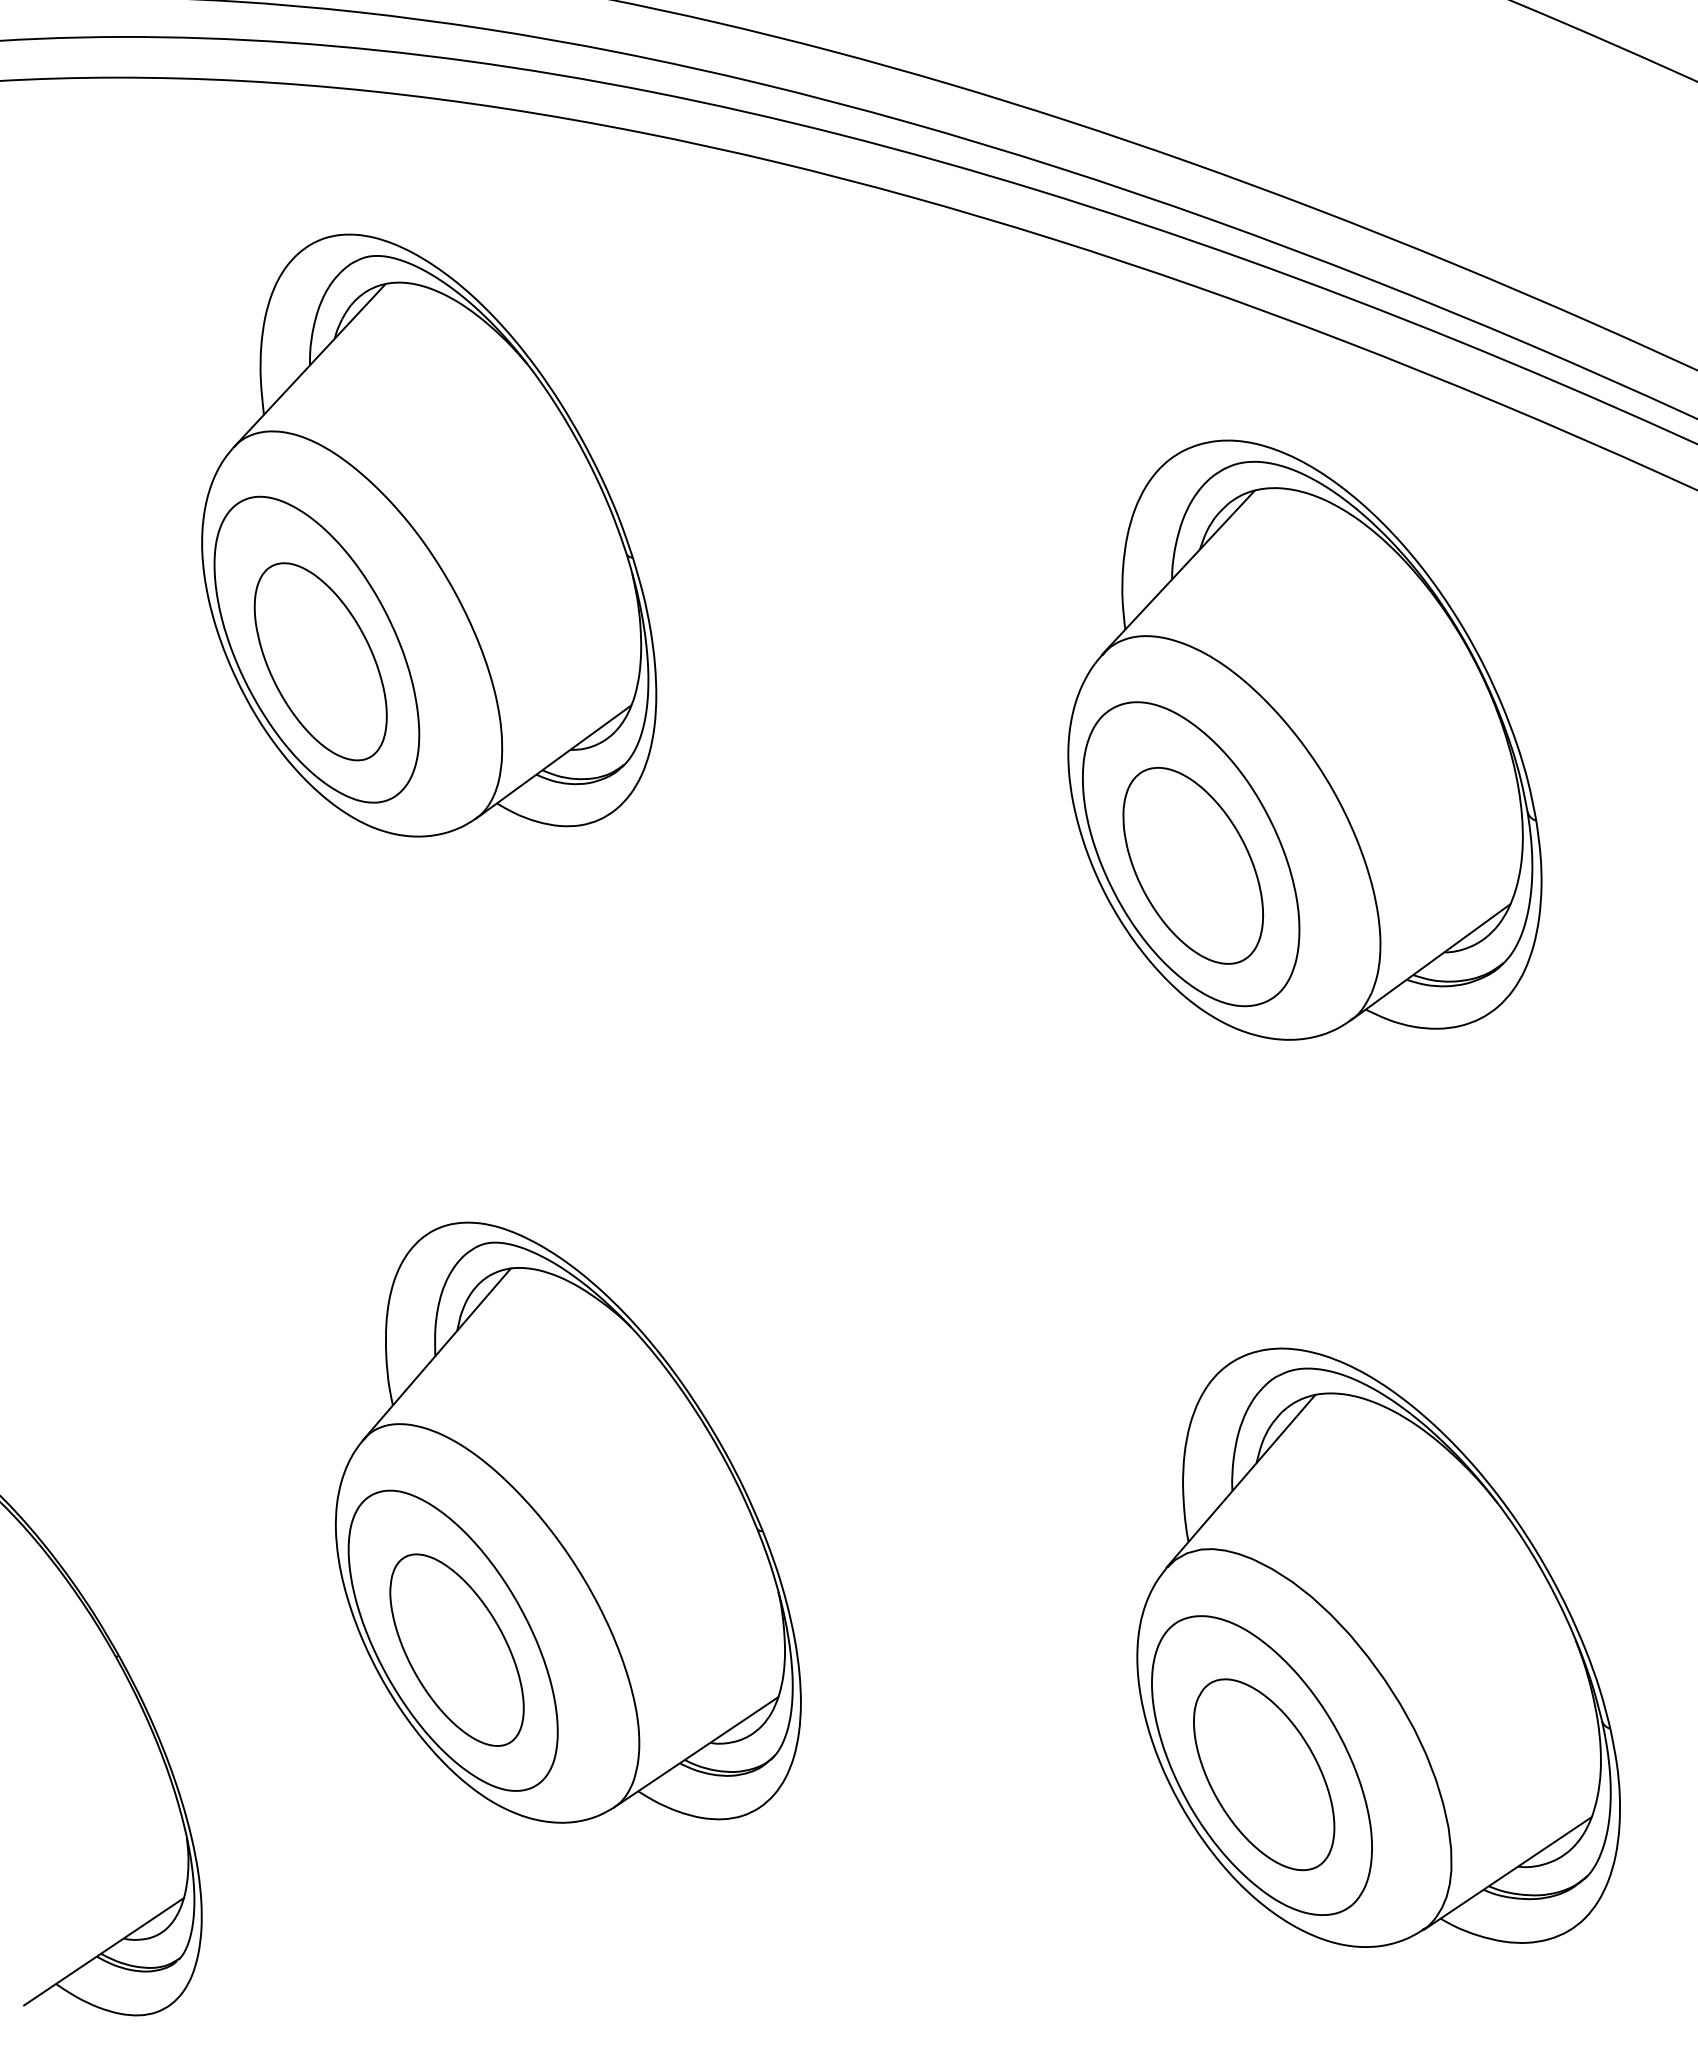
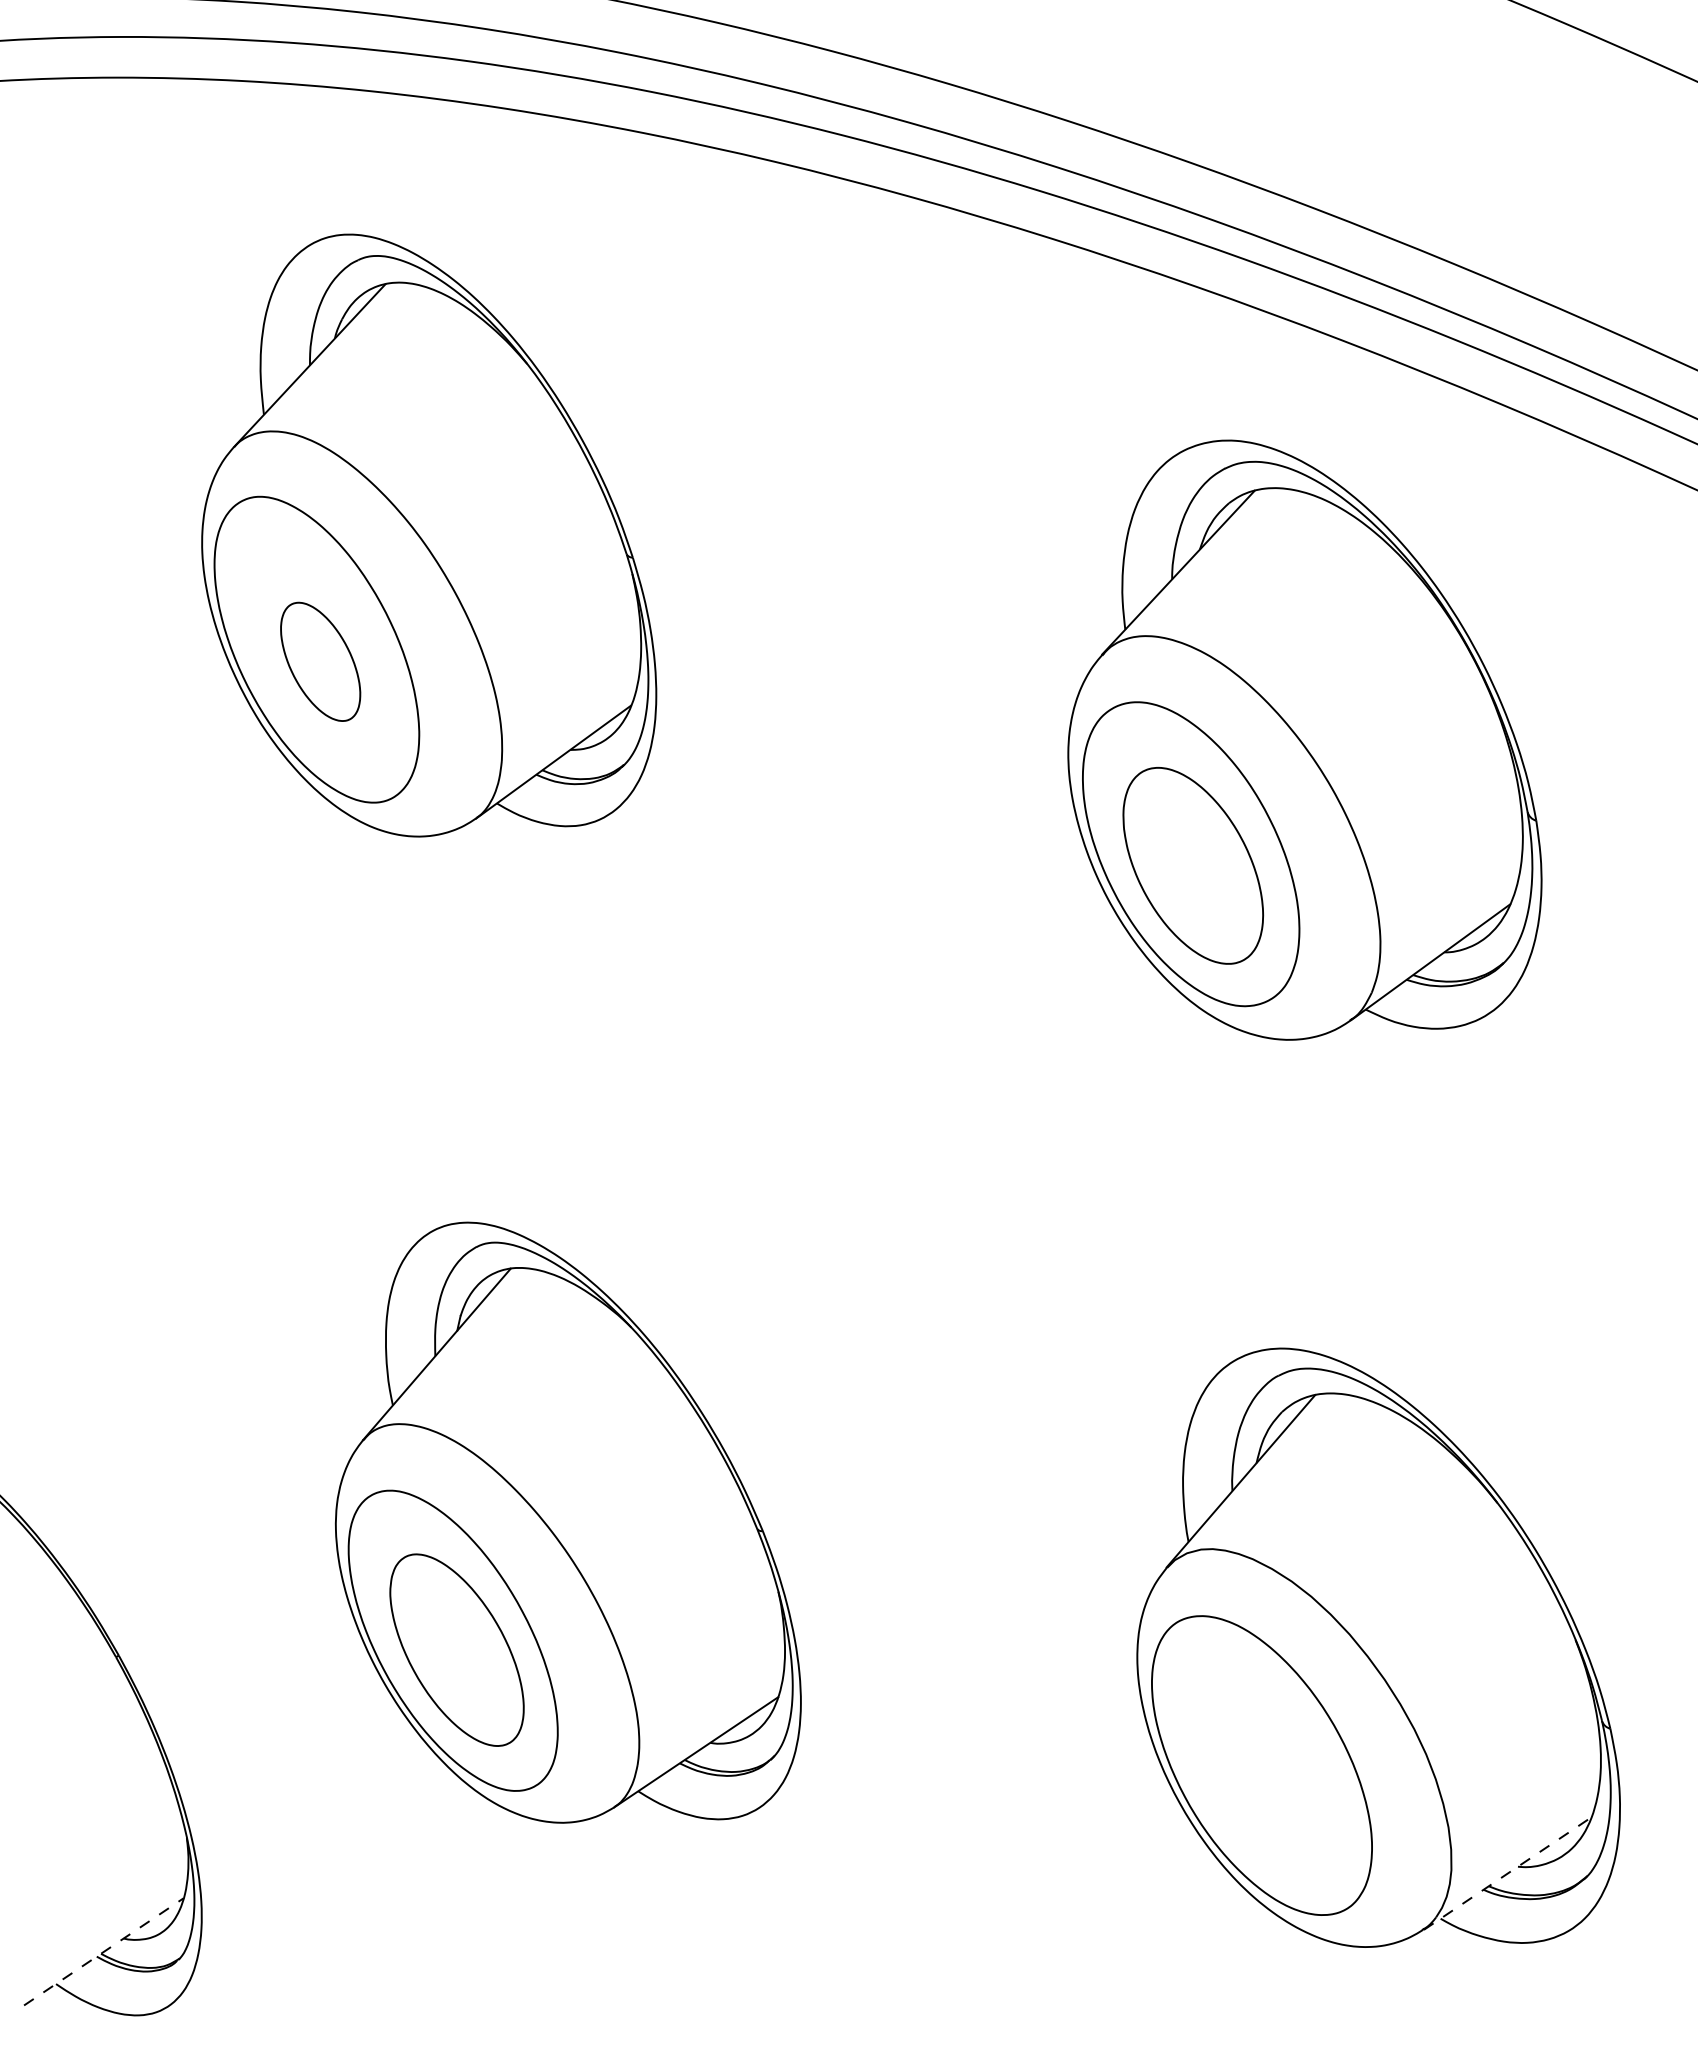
part size: 135x200 px -> 82x121 px (320, 661)
part: present -> none (1264, 1774)
line: solid -> dashed (1508, 1873)
line: solid -> dashed (104, 1951)
